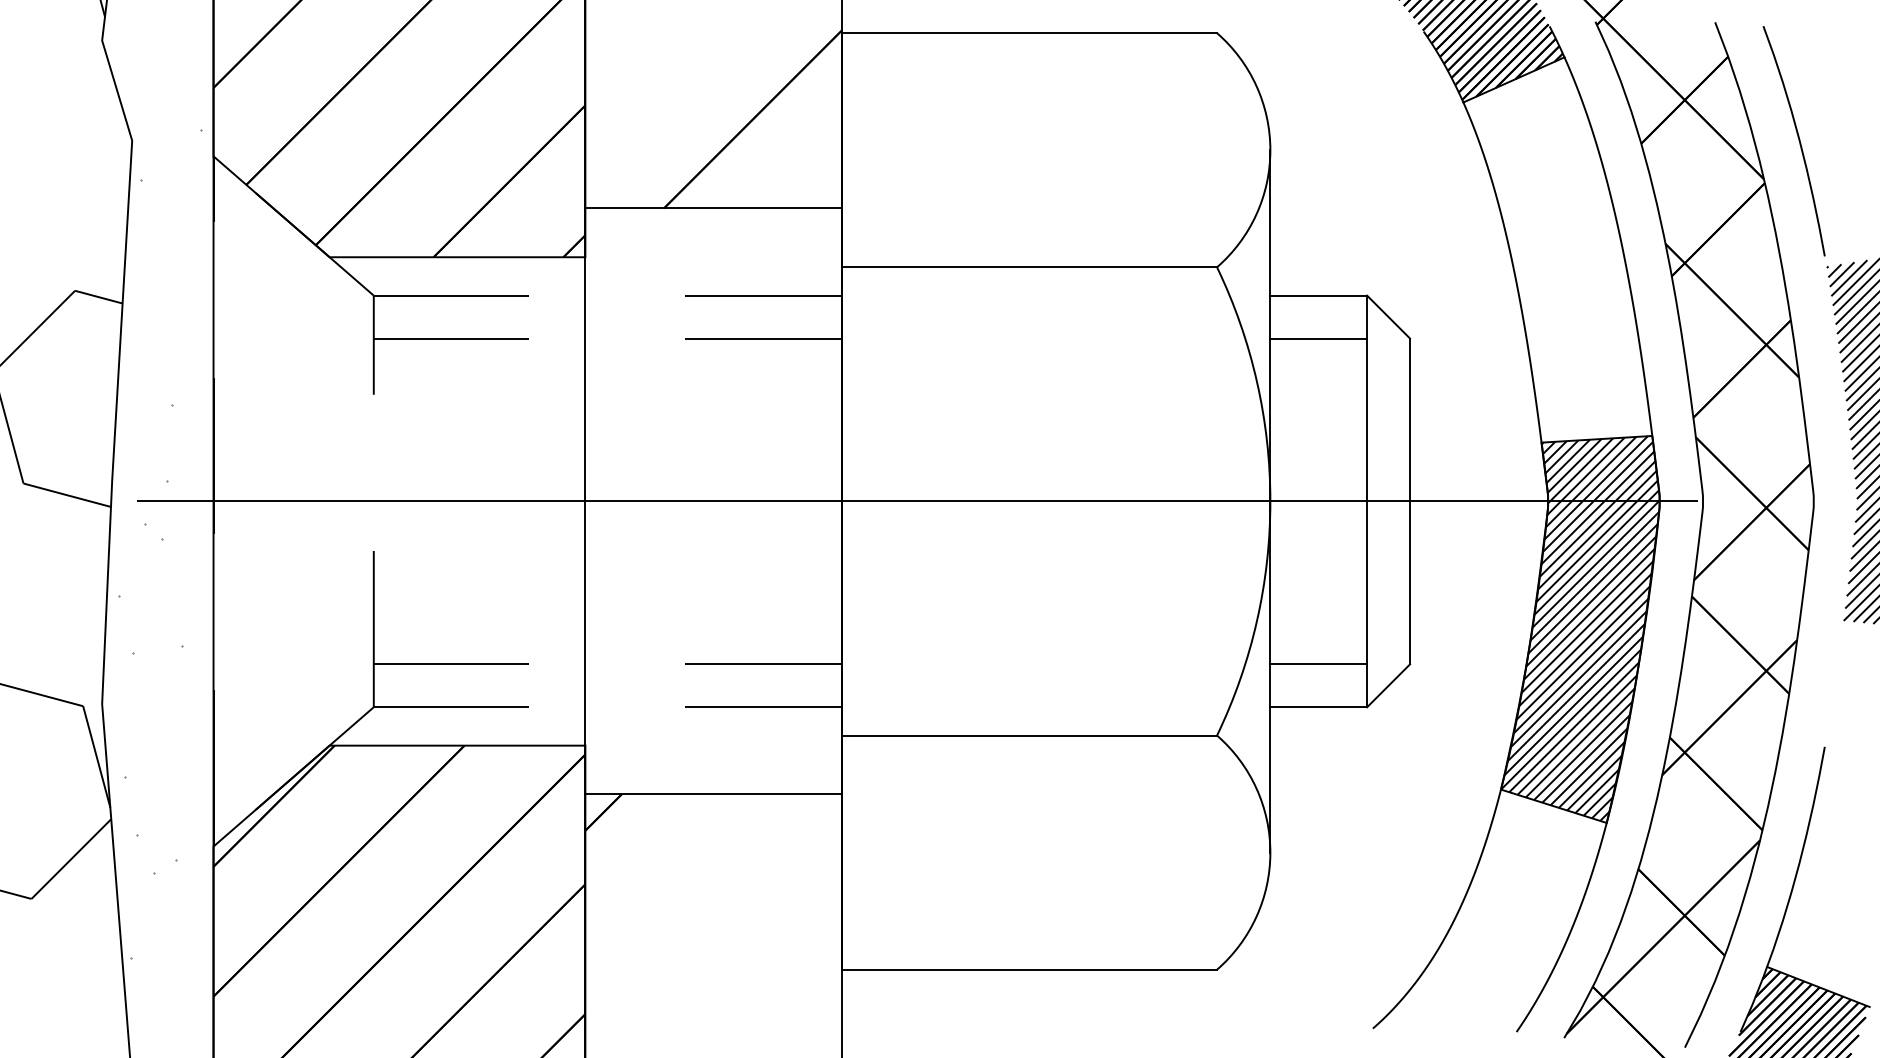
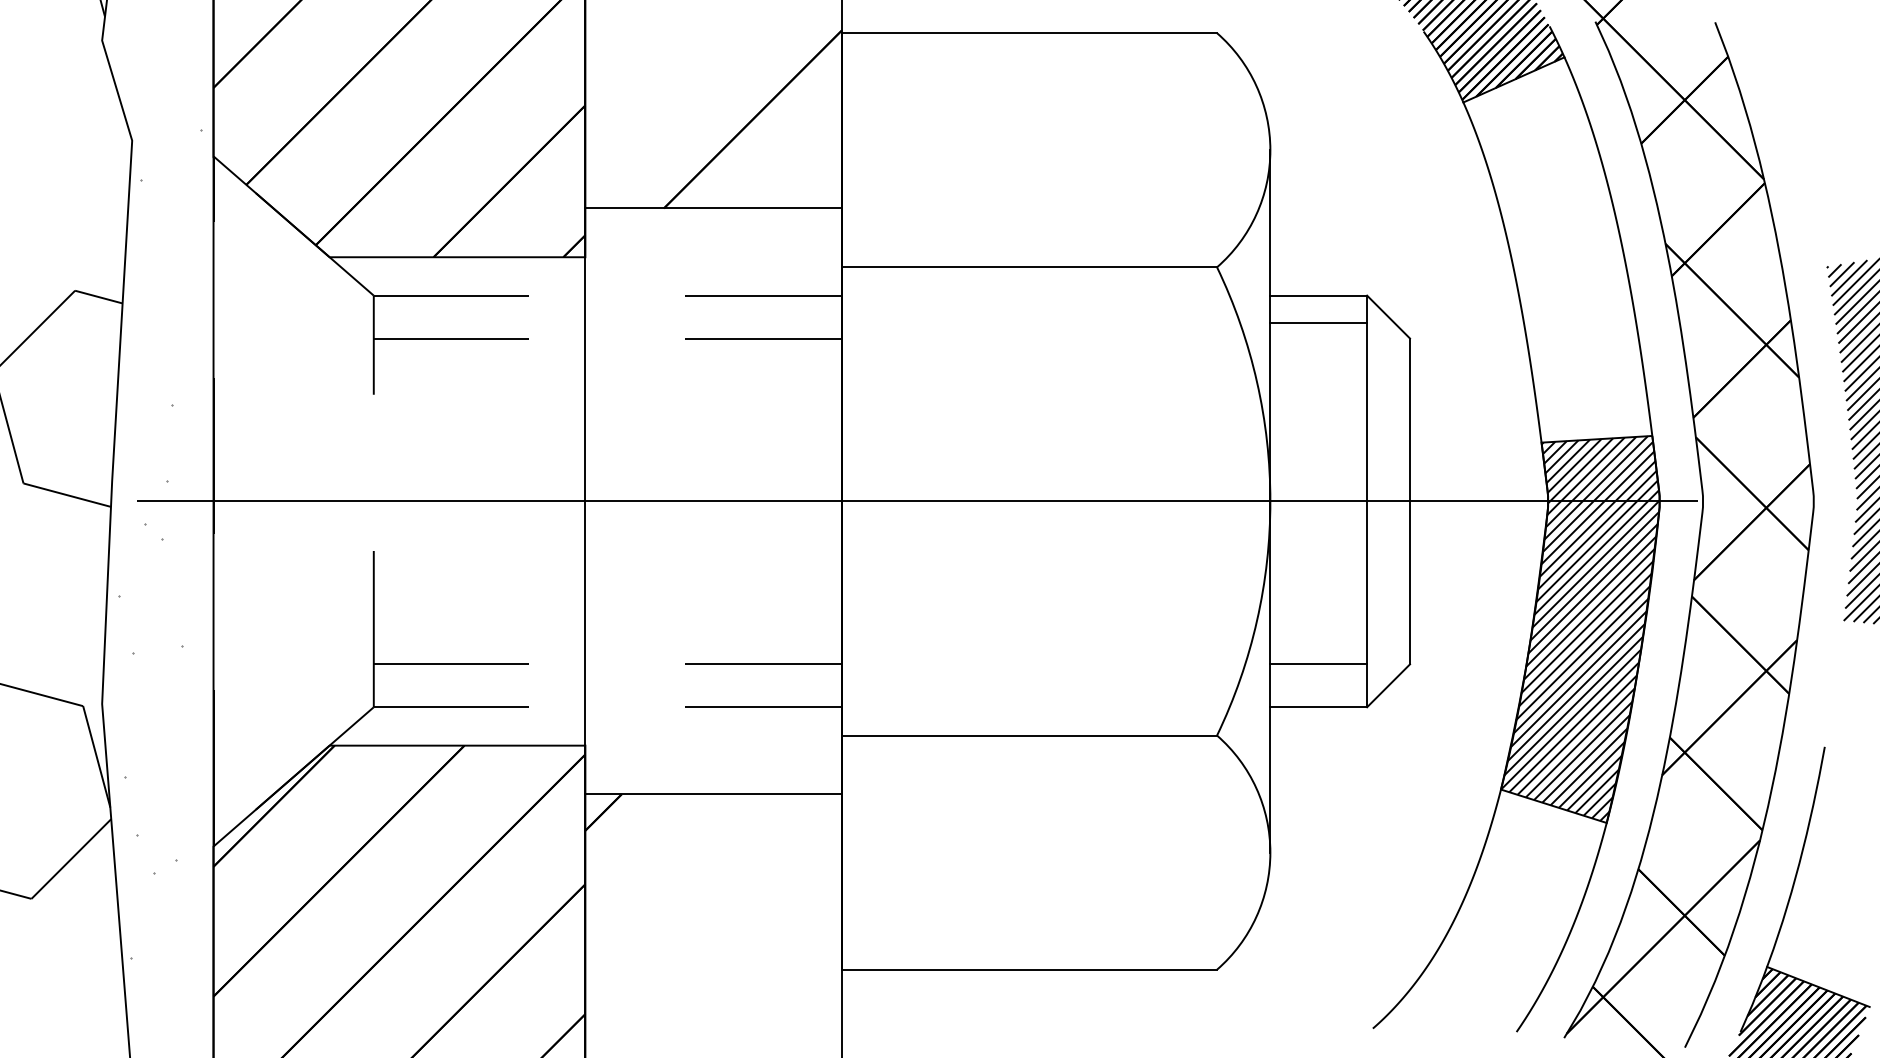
curve: present -> none (1798, 141)
line position: (1318, 338) -> (1318, 322) (1318, 322)
